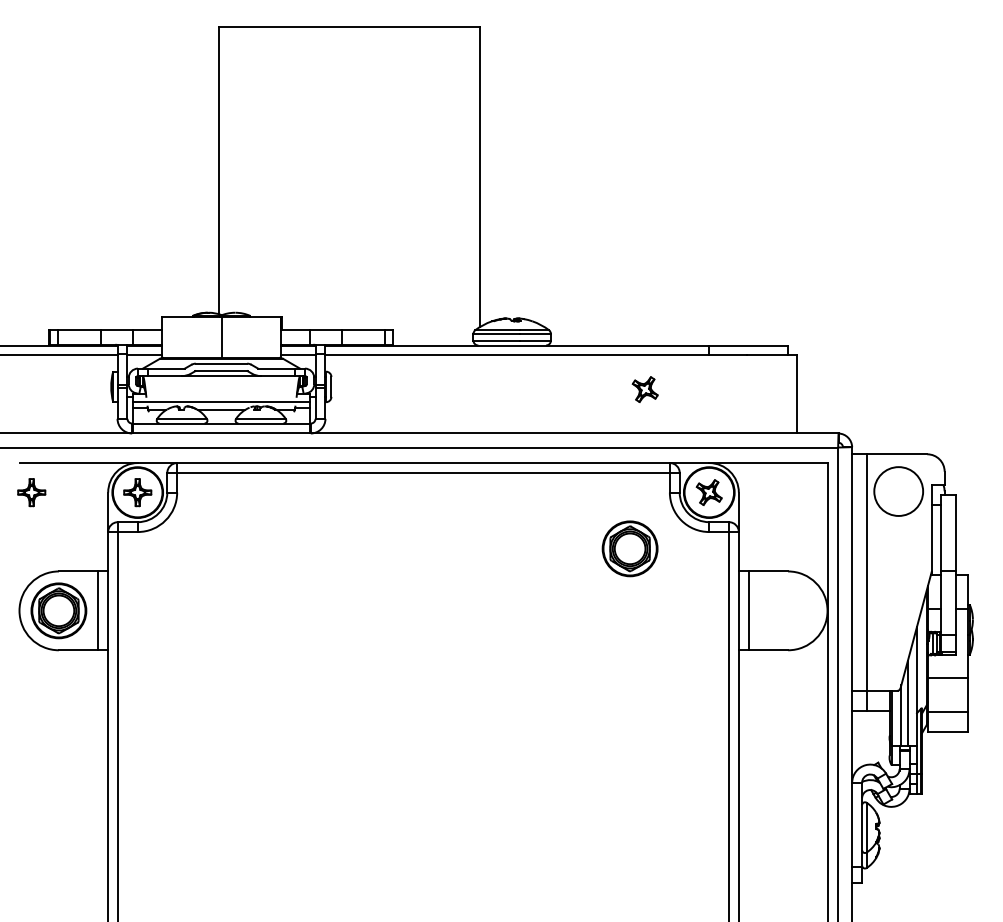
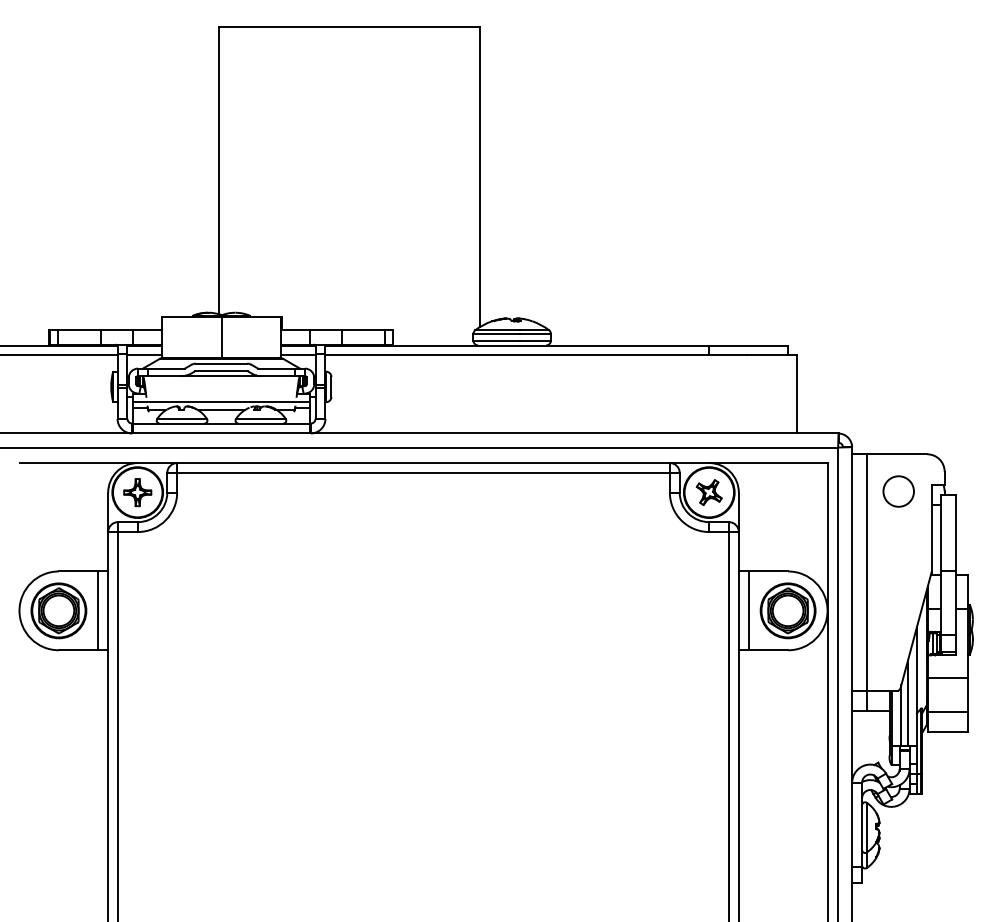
part: present -> none (644, 389)
circle diameter: 49 px -> 31 px (898, 491)
part: present -> none (31, 492)
part position: (629, 548) -> (787, 610) (787, 610)
